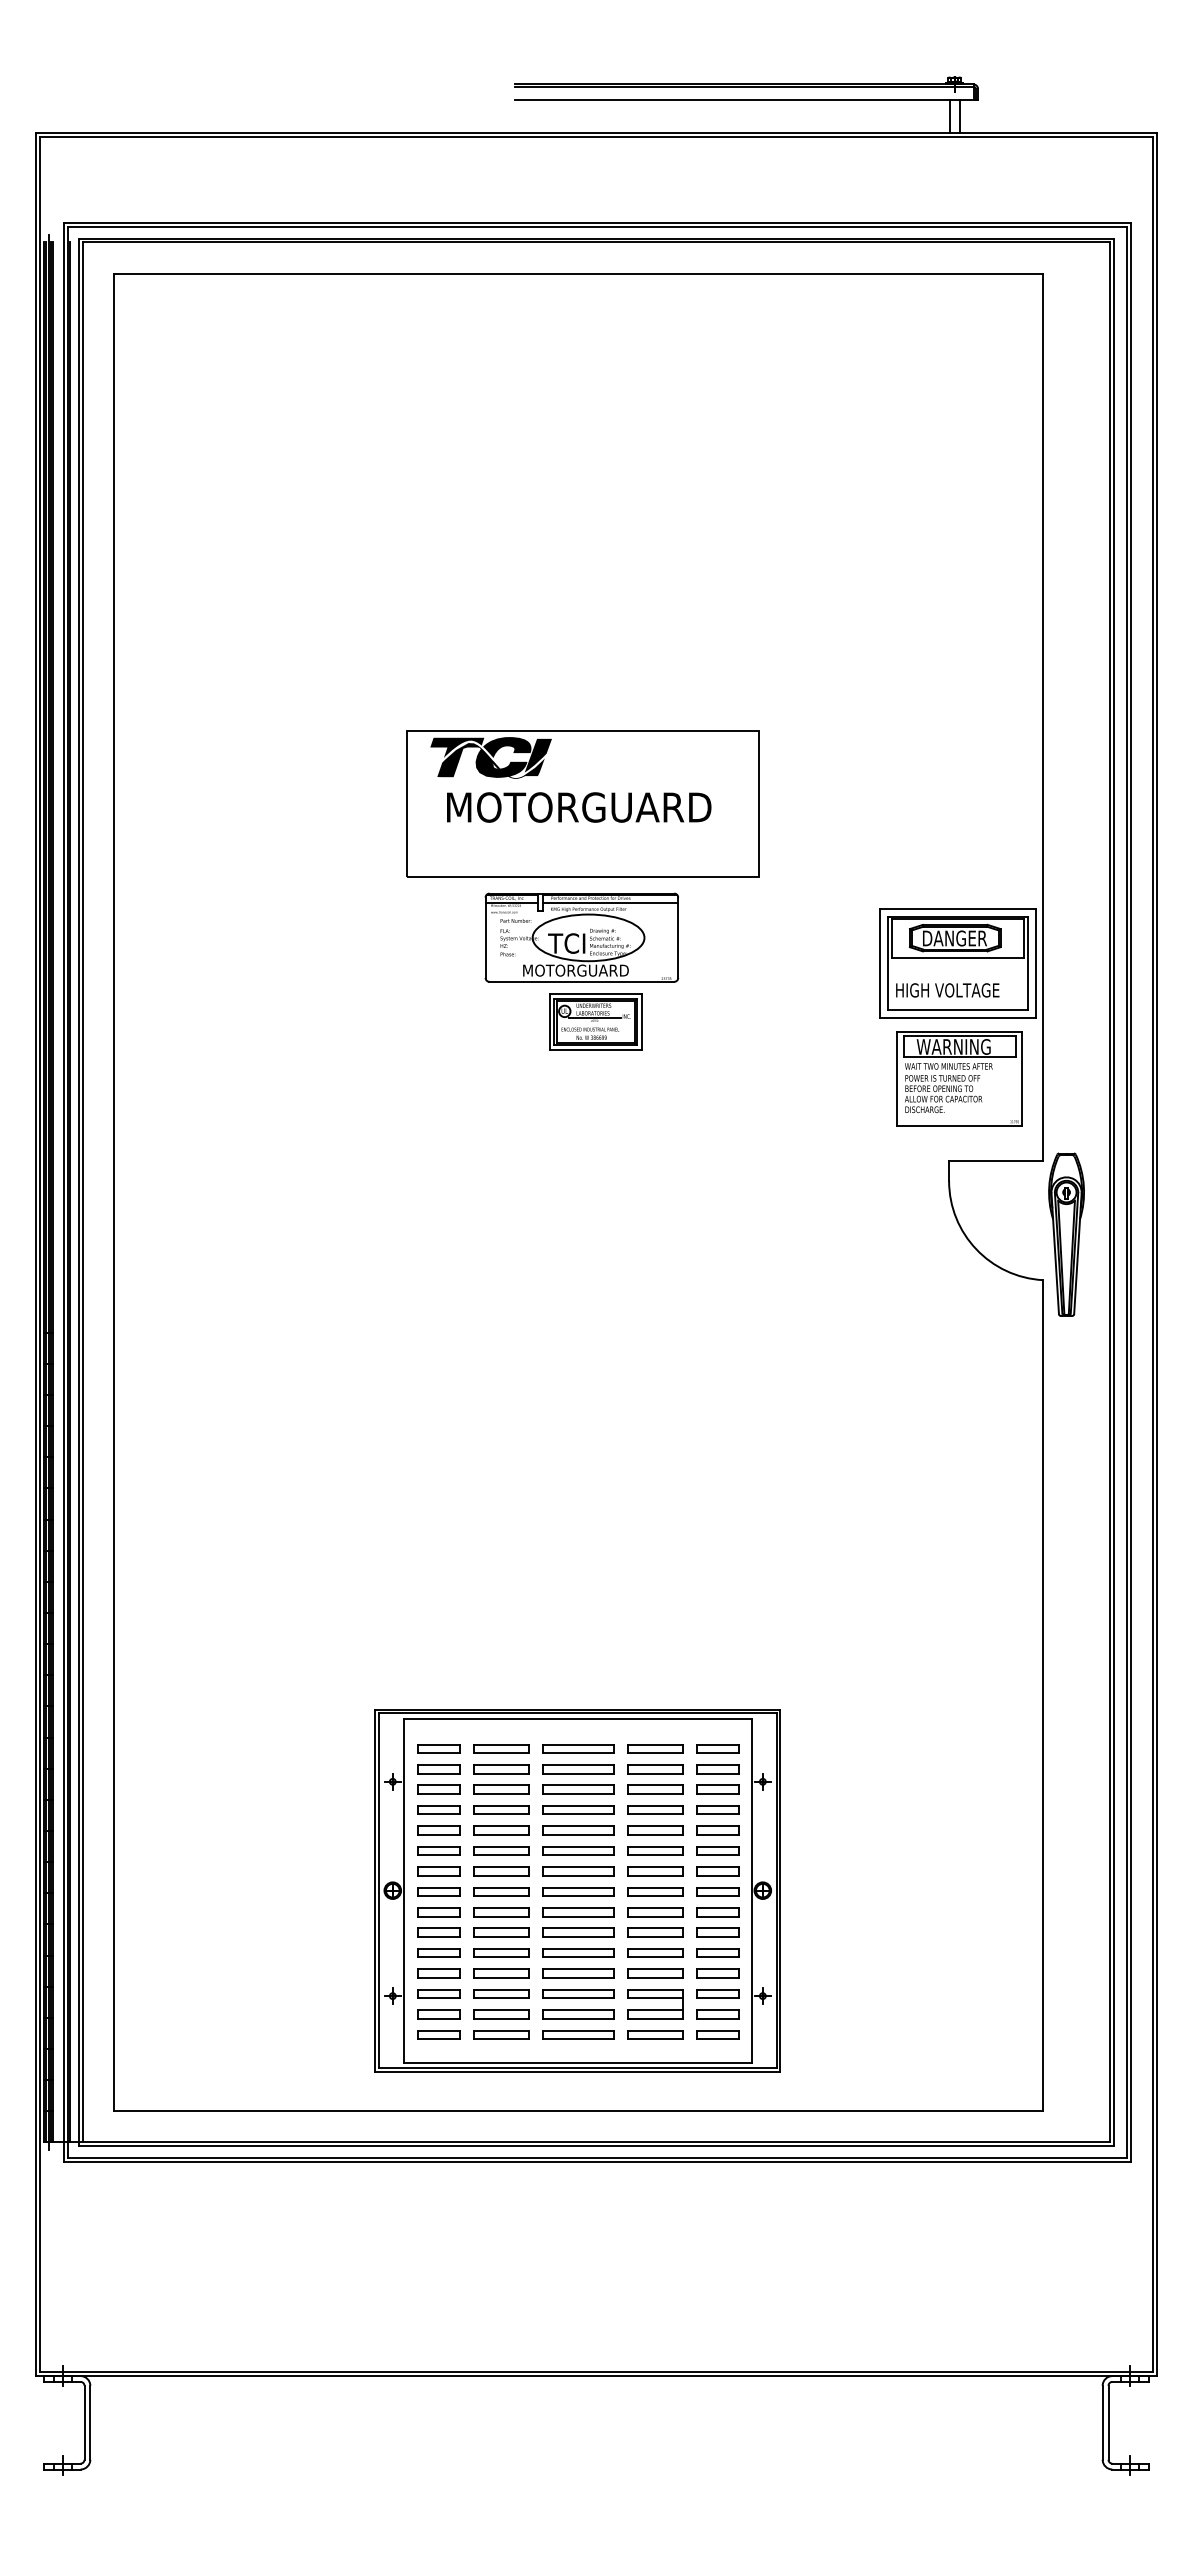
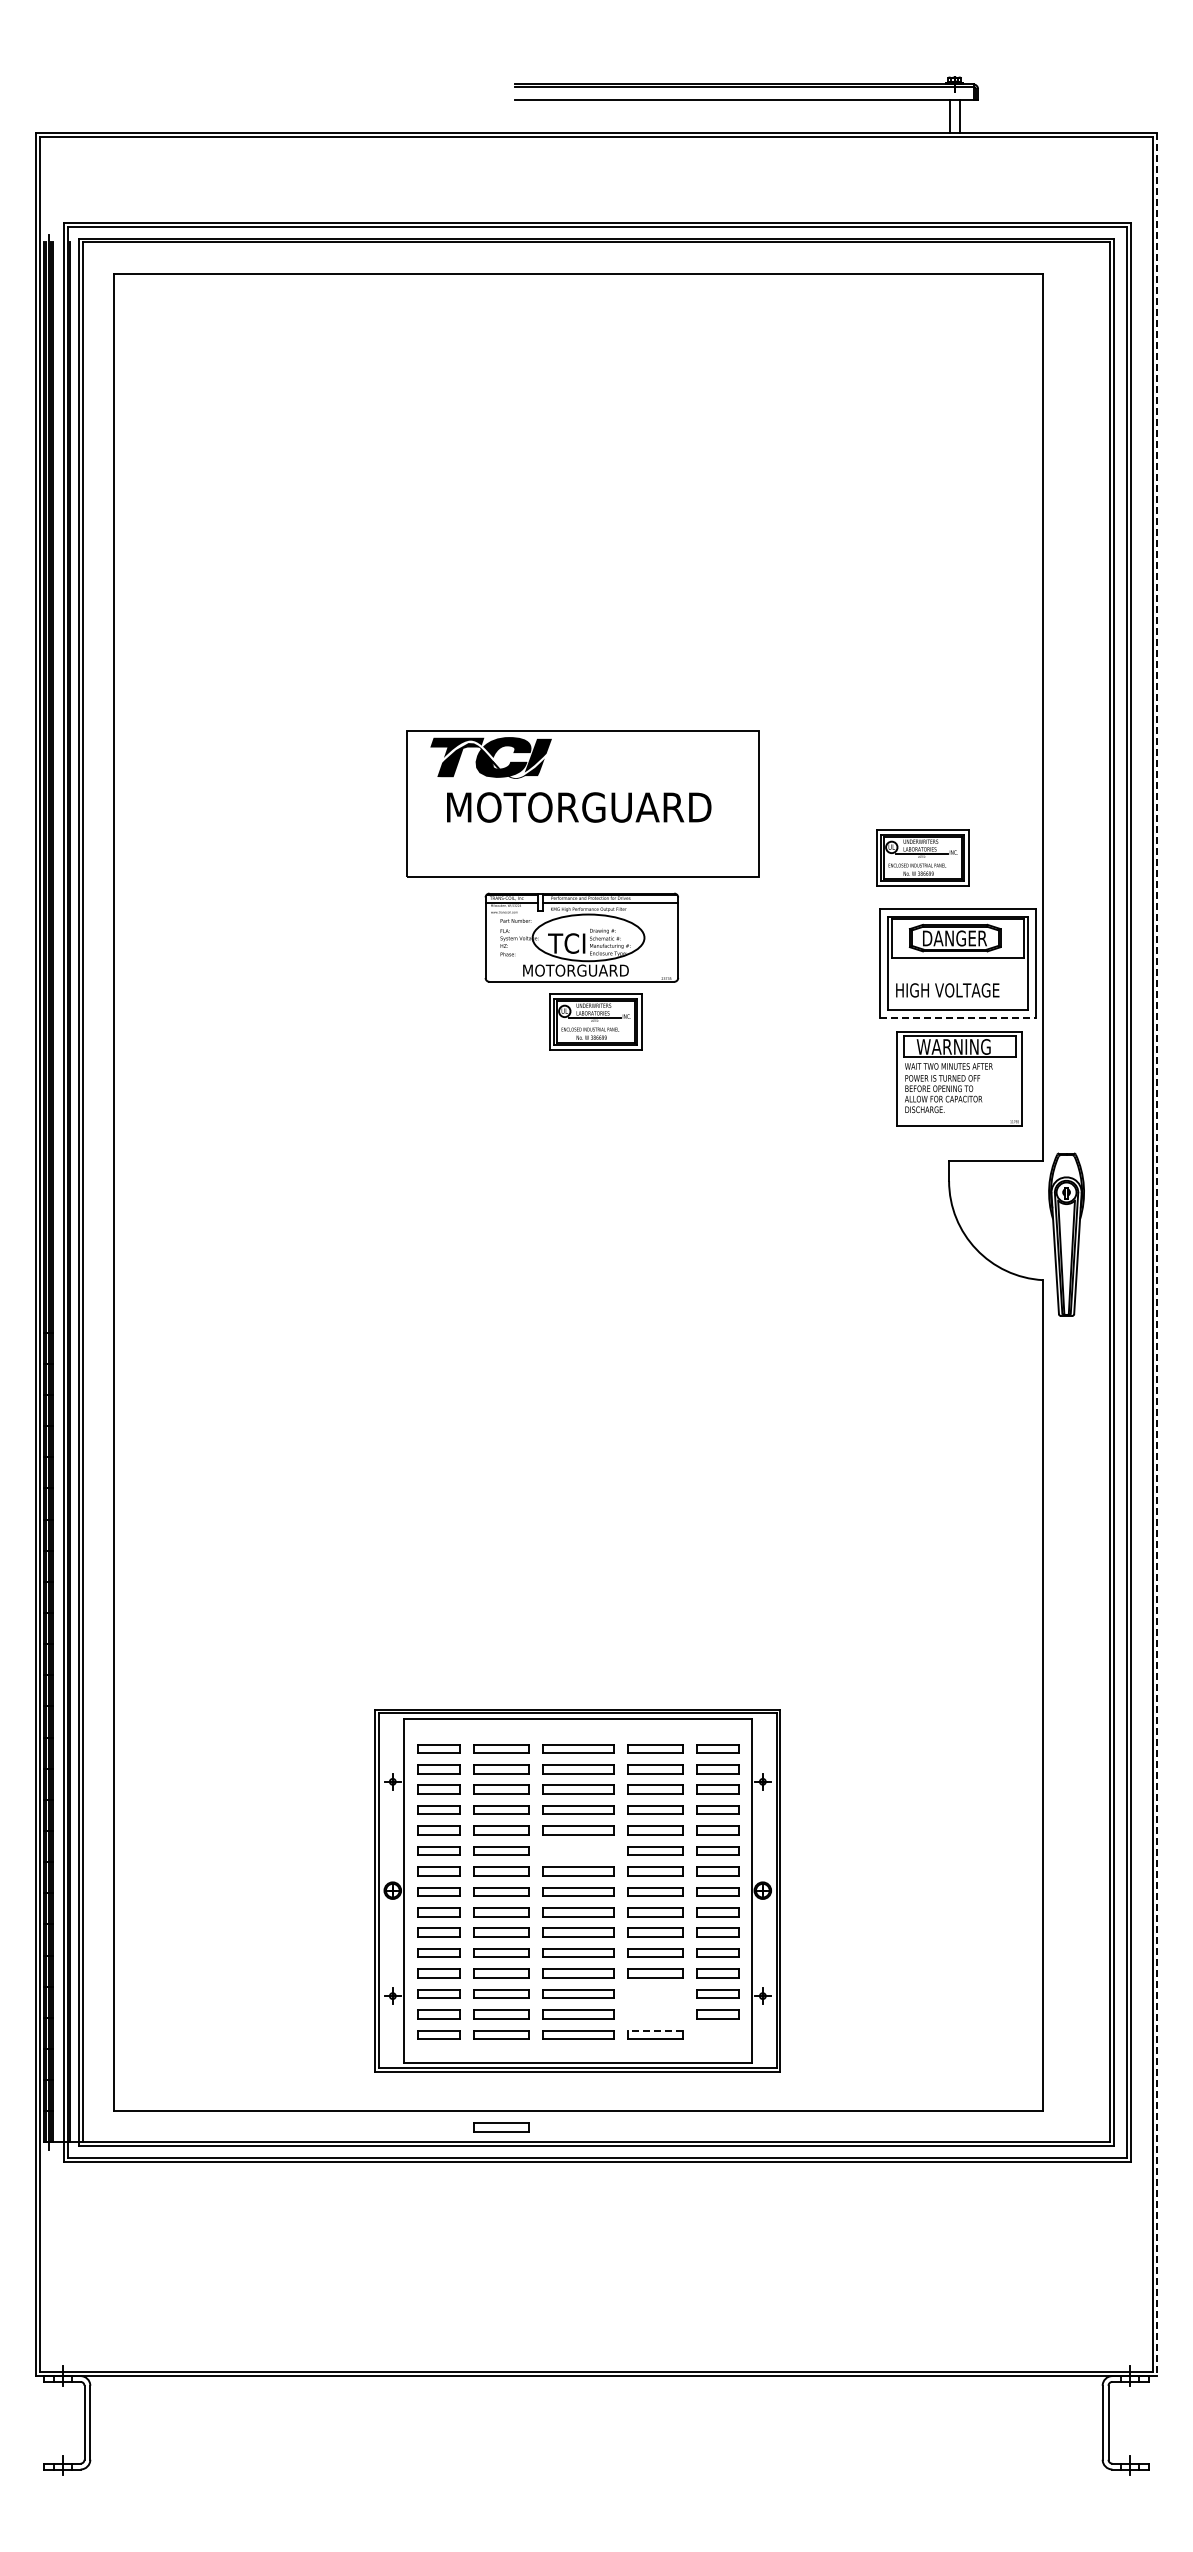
part: none -> present (922, 857)
line: solid -> dashed (957, 1017)
line: solid -> dashed (1157, 1255)
part: present -> none (578, 1850)
part: present -> none (655, 2004)
line: solid -> dashed (655, 2030)
part: present -> none (717, 2034)
part: none -> present (501, 2127)
